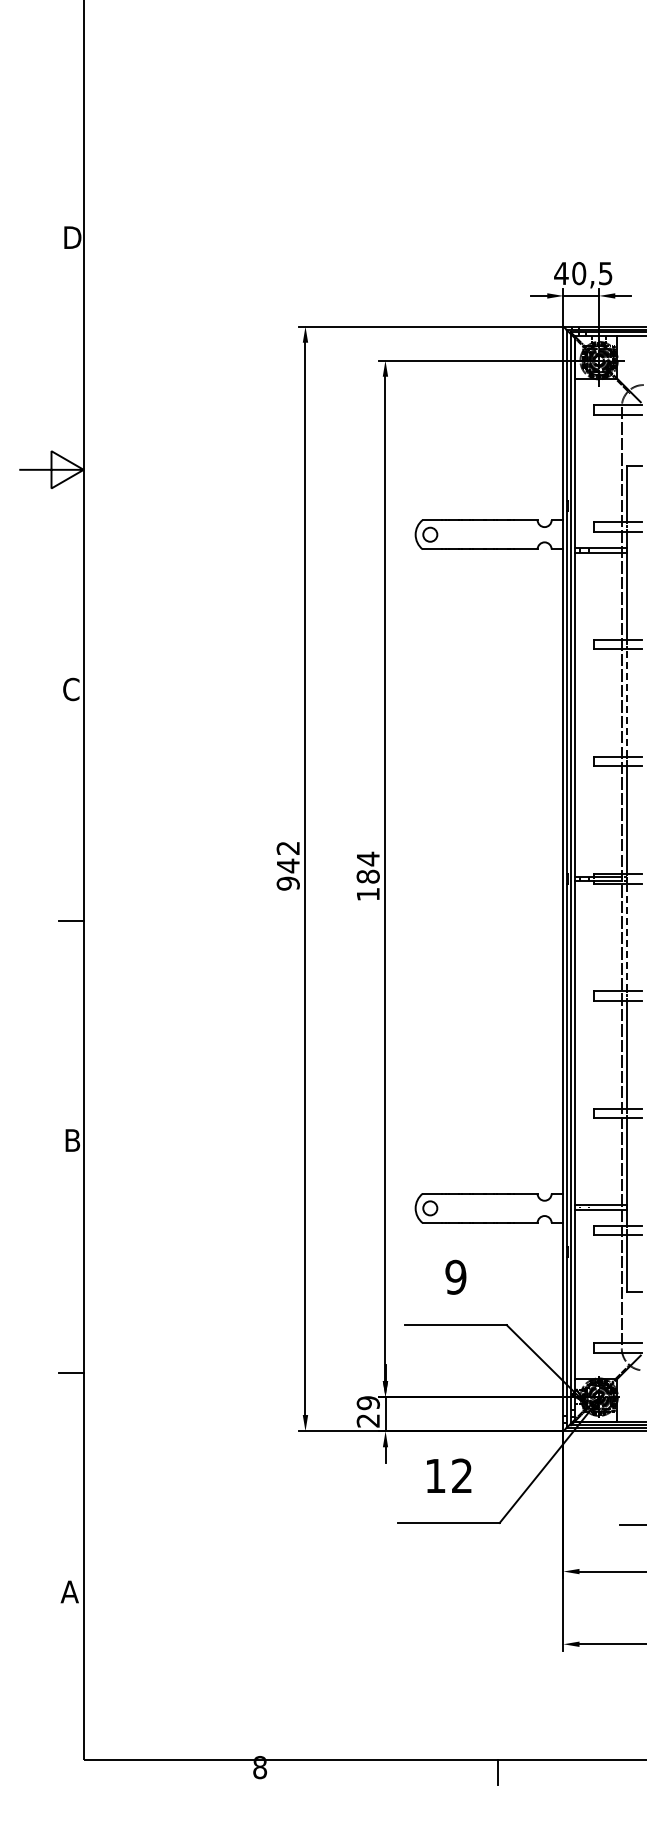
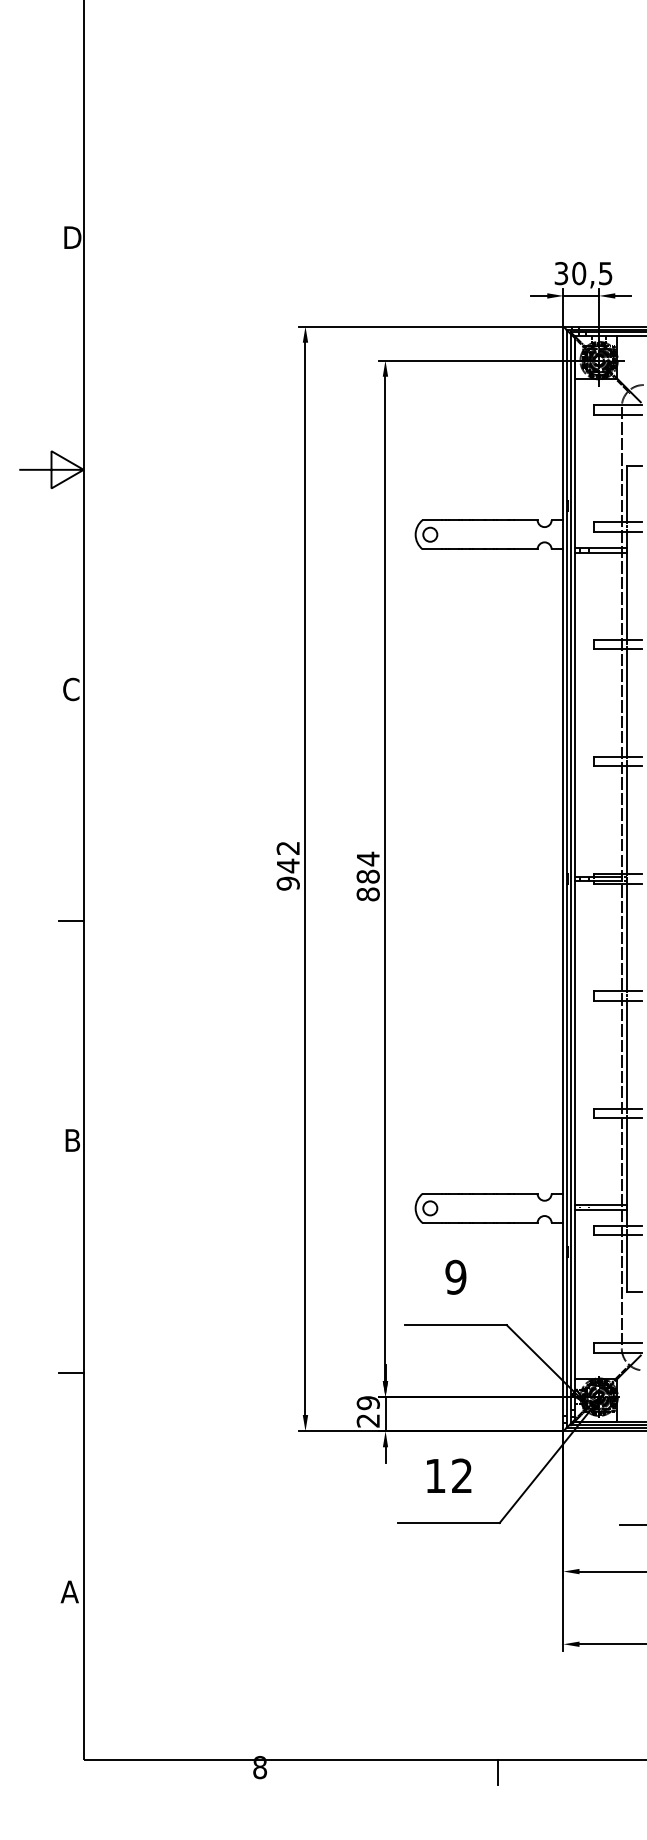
text: 40,5 -> 30,5 (561, 273)
line: dashed -> solid (626, 703)
text: 184 -> 884 (367, 894)
line: dashed -> solid (626, 937)
